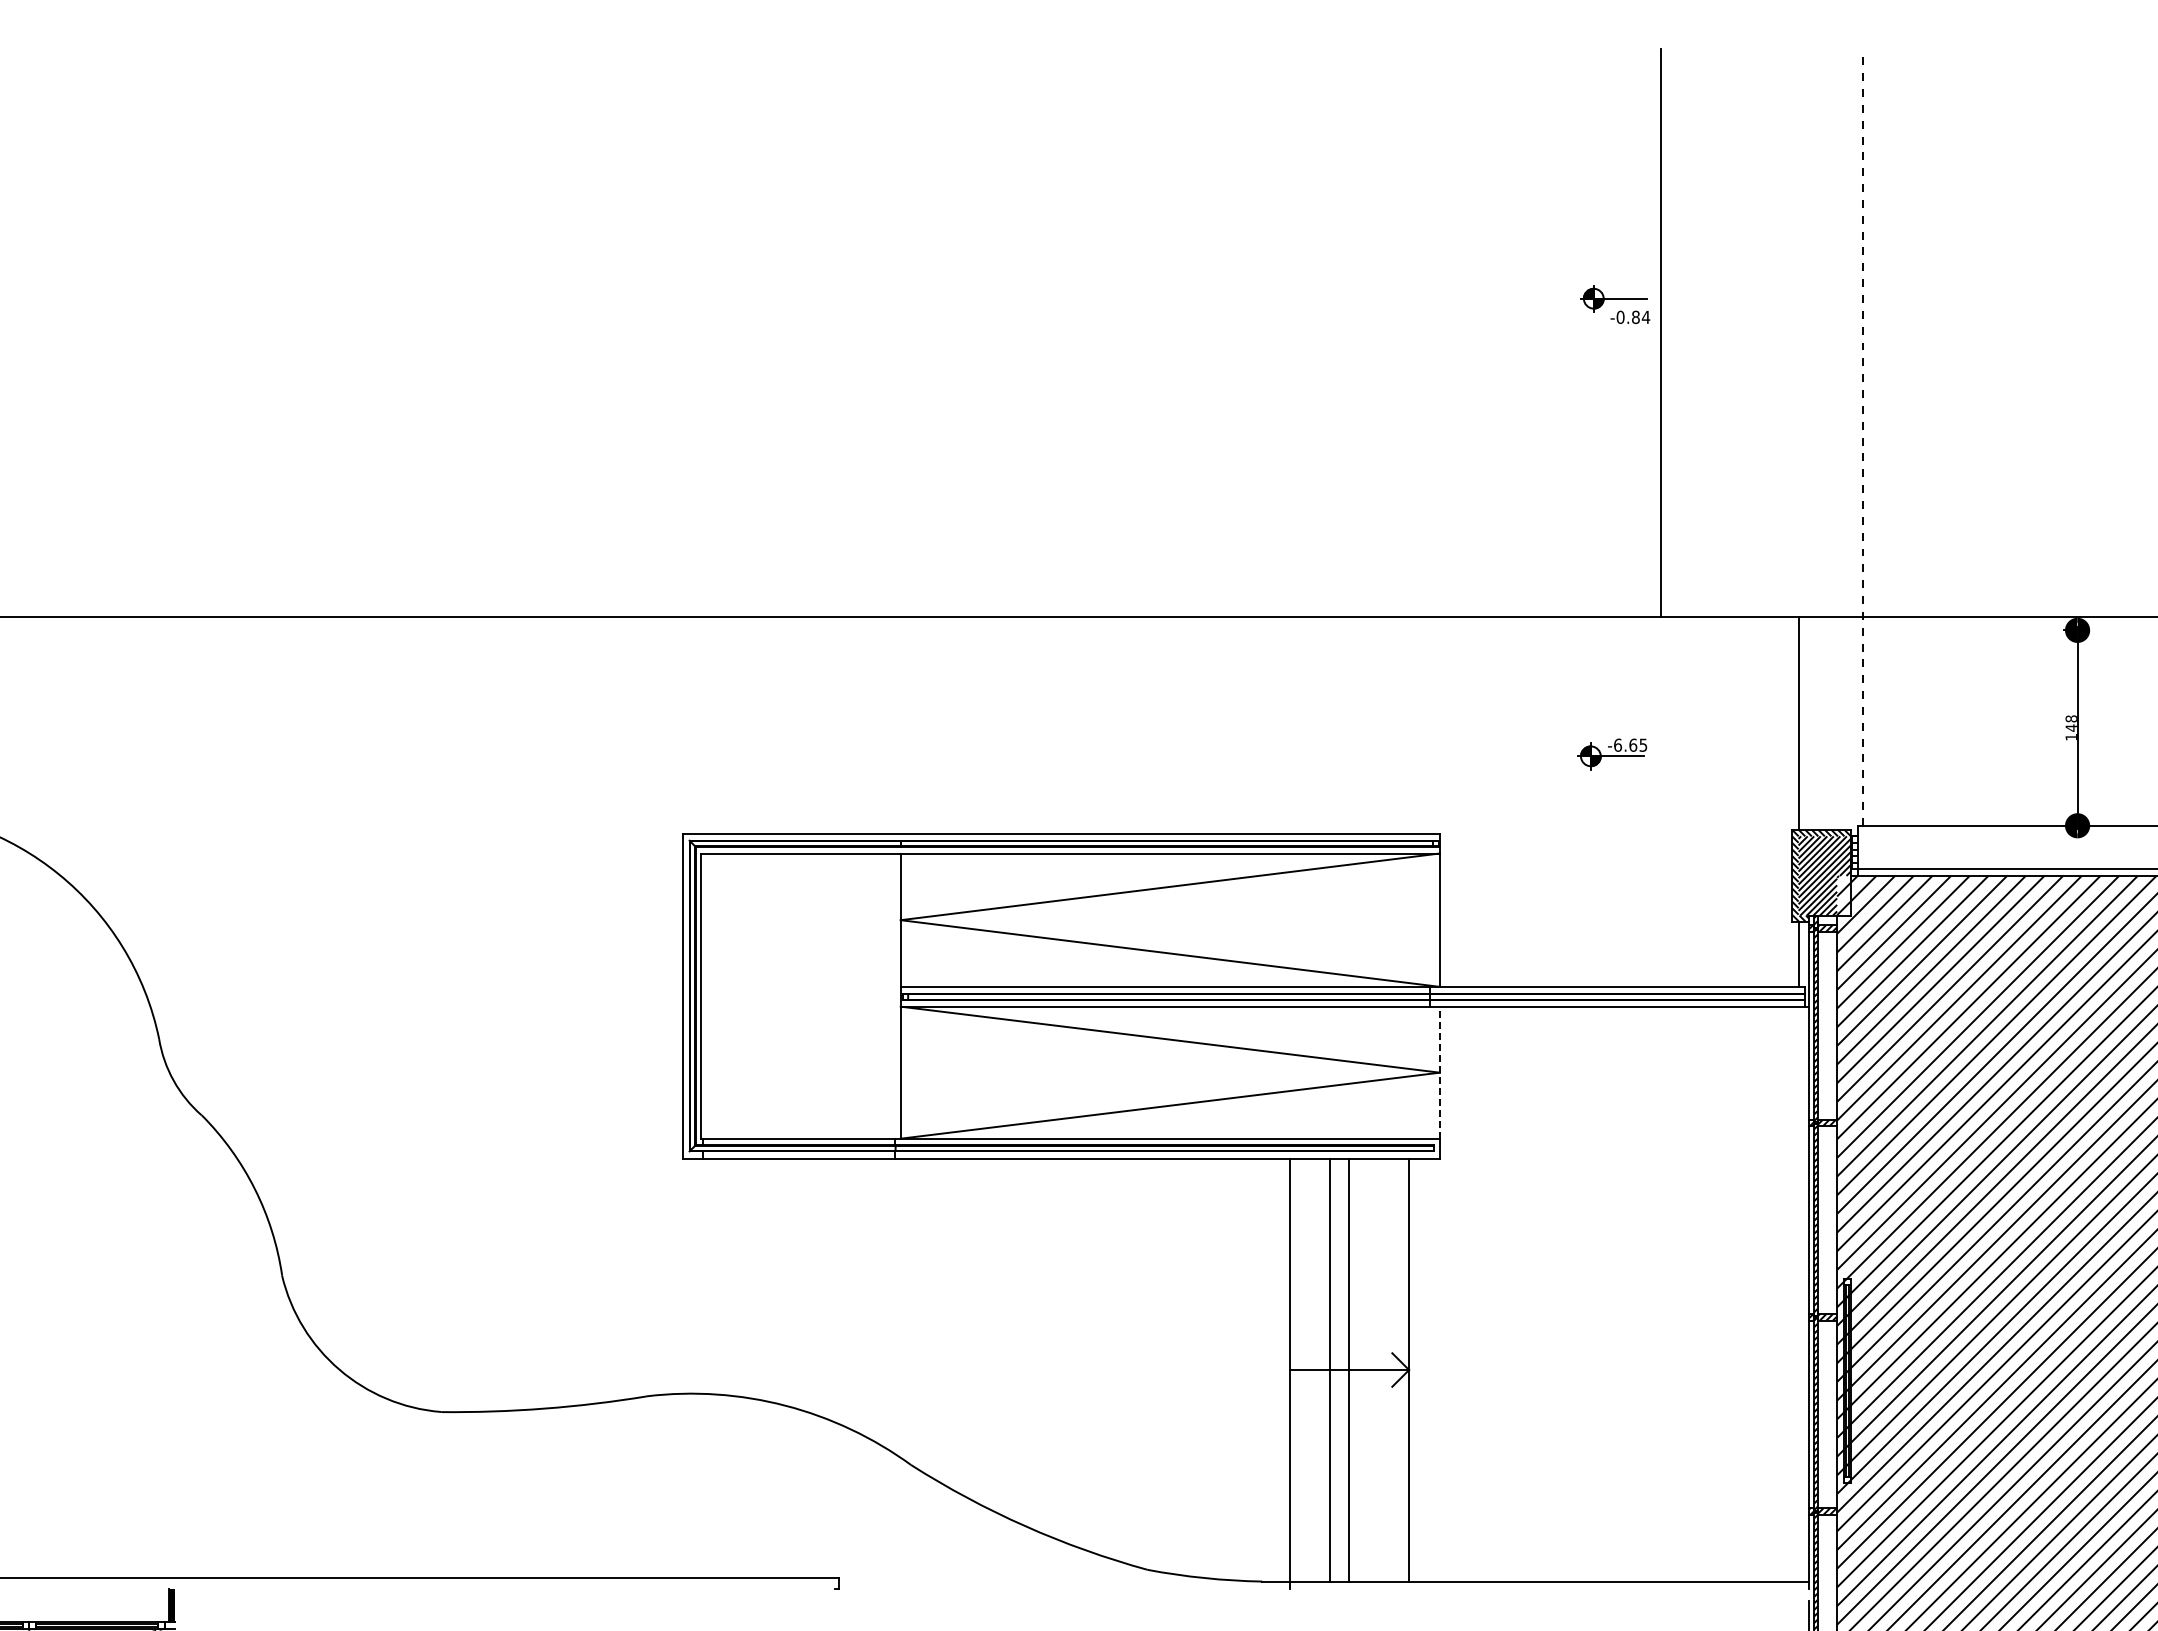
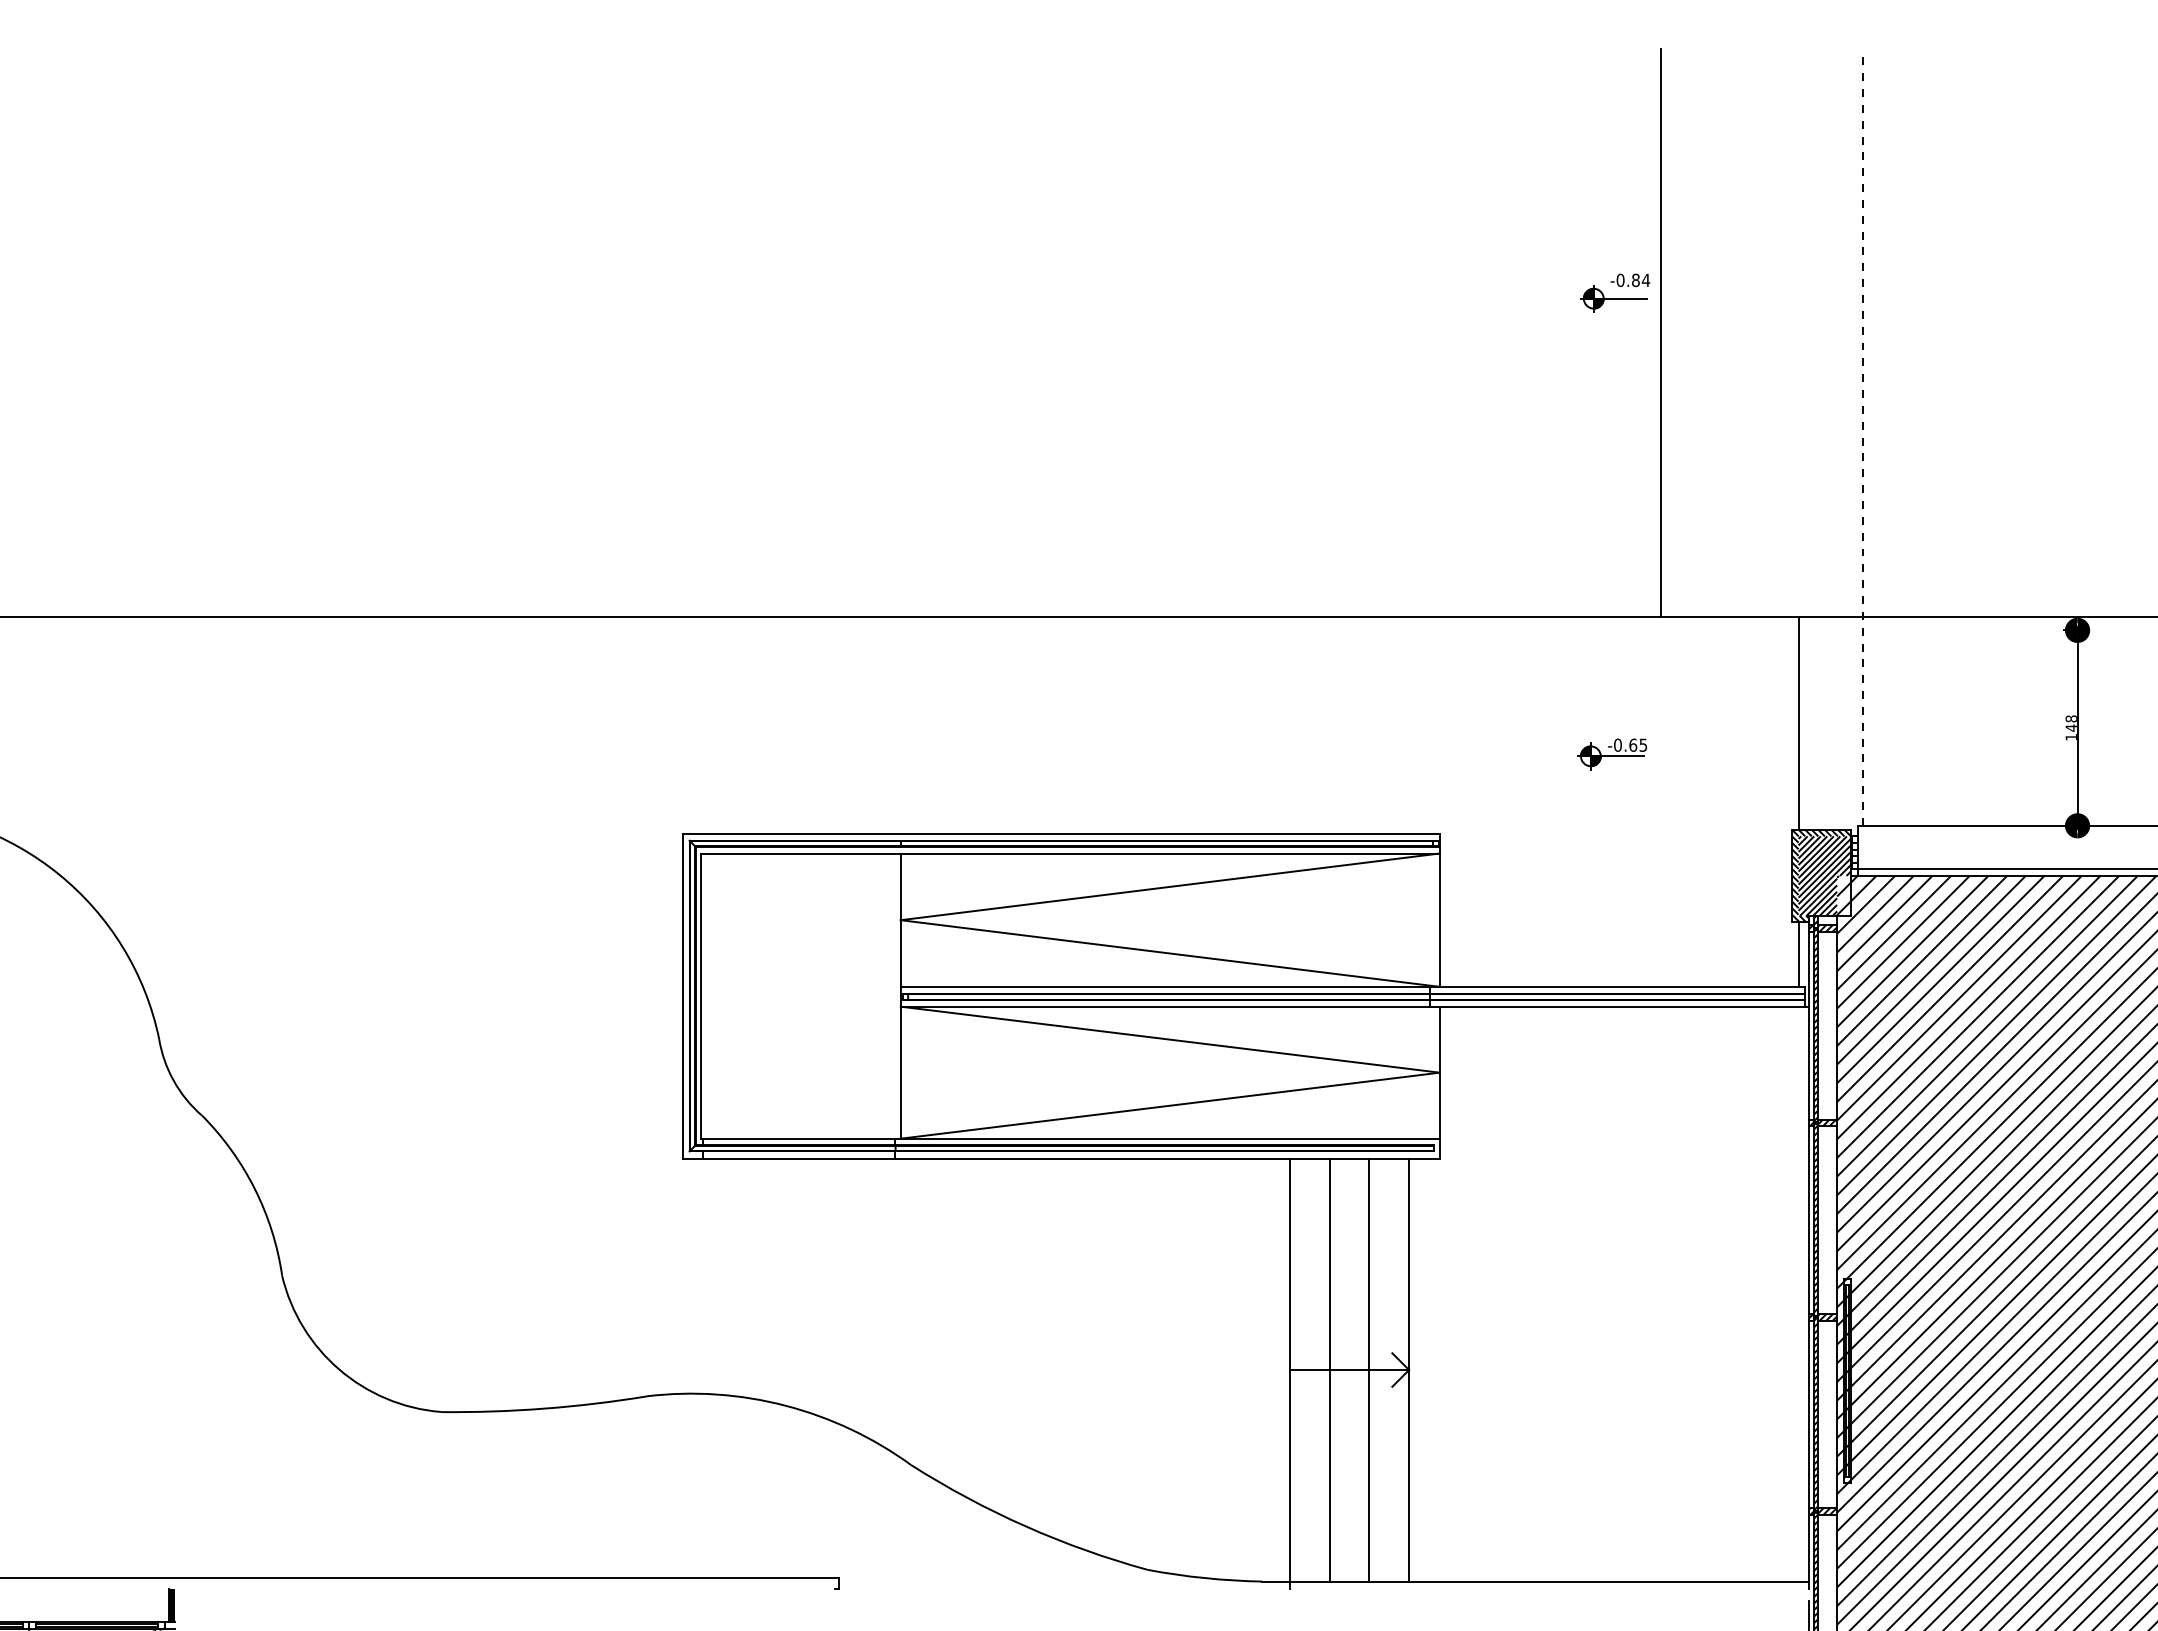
text position: (1630, 316) -> (1630, 279) (1630, 279)
text: -6.65 -> -0.65 (1618, 744)
line: dashed -> solid (1439, 1072)
line position: (1349, 1369) -> (1369, 1369) (1369, 1369)
